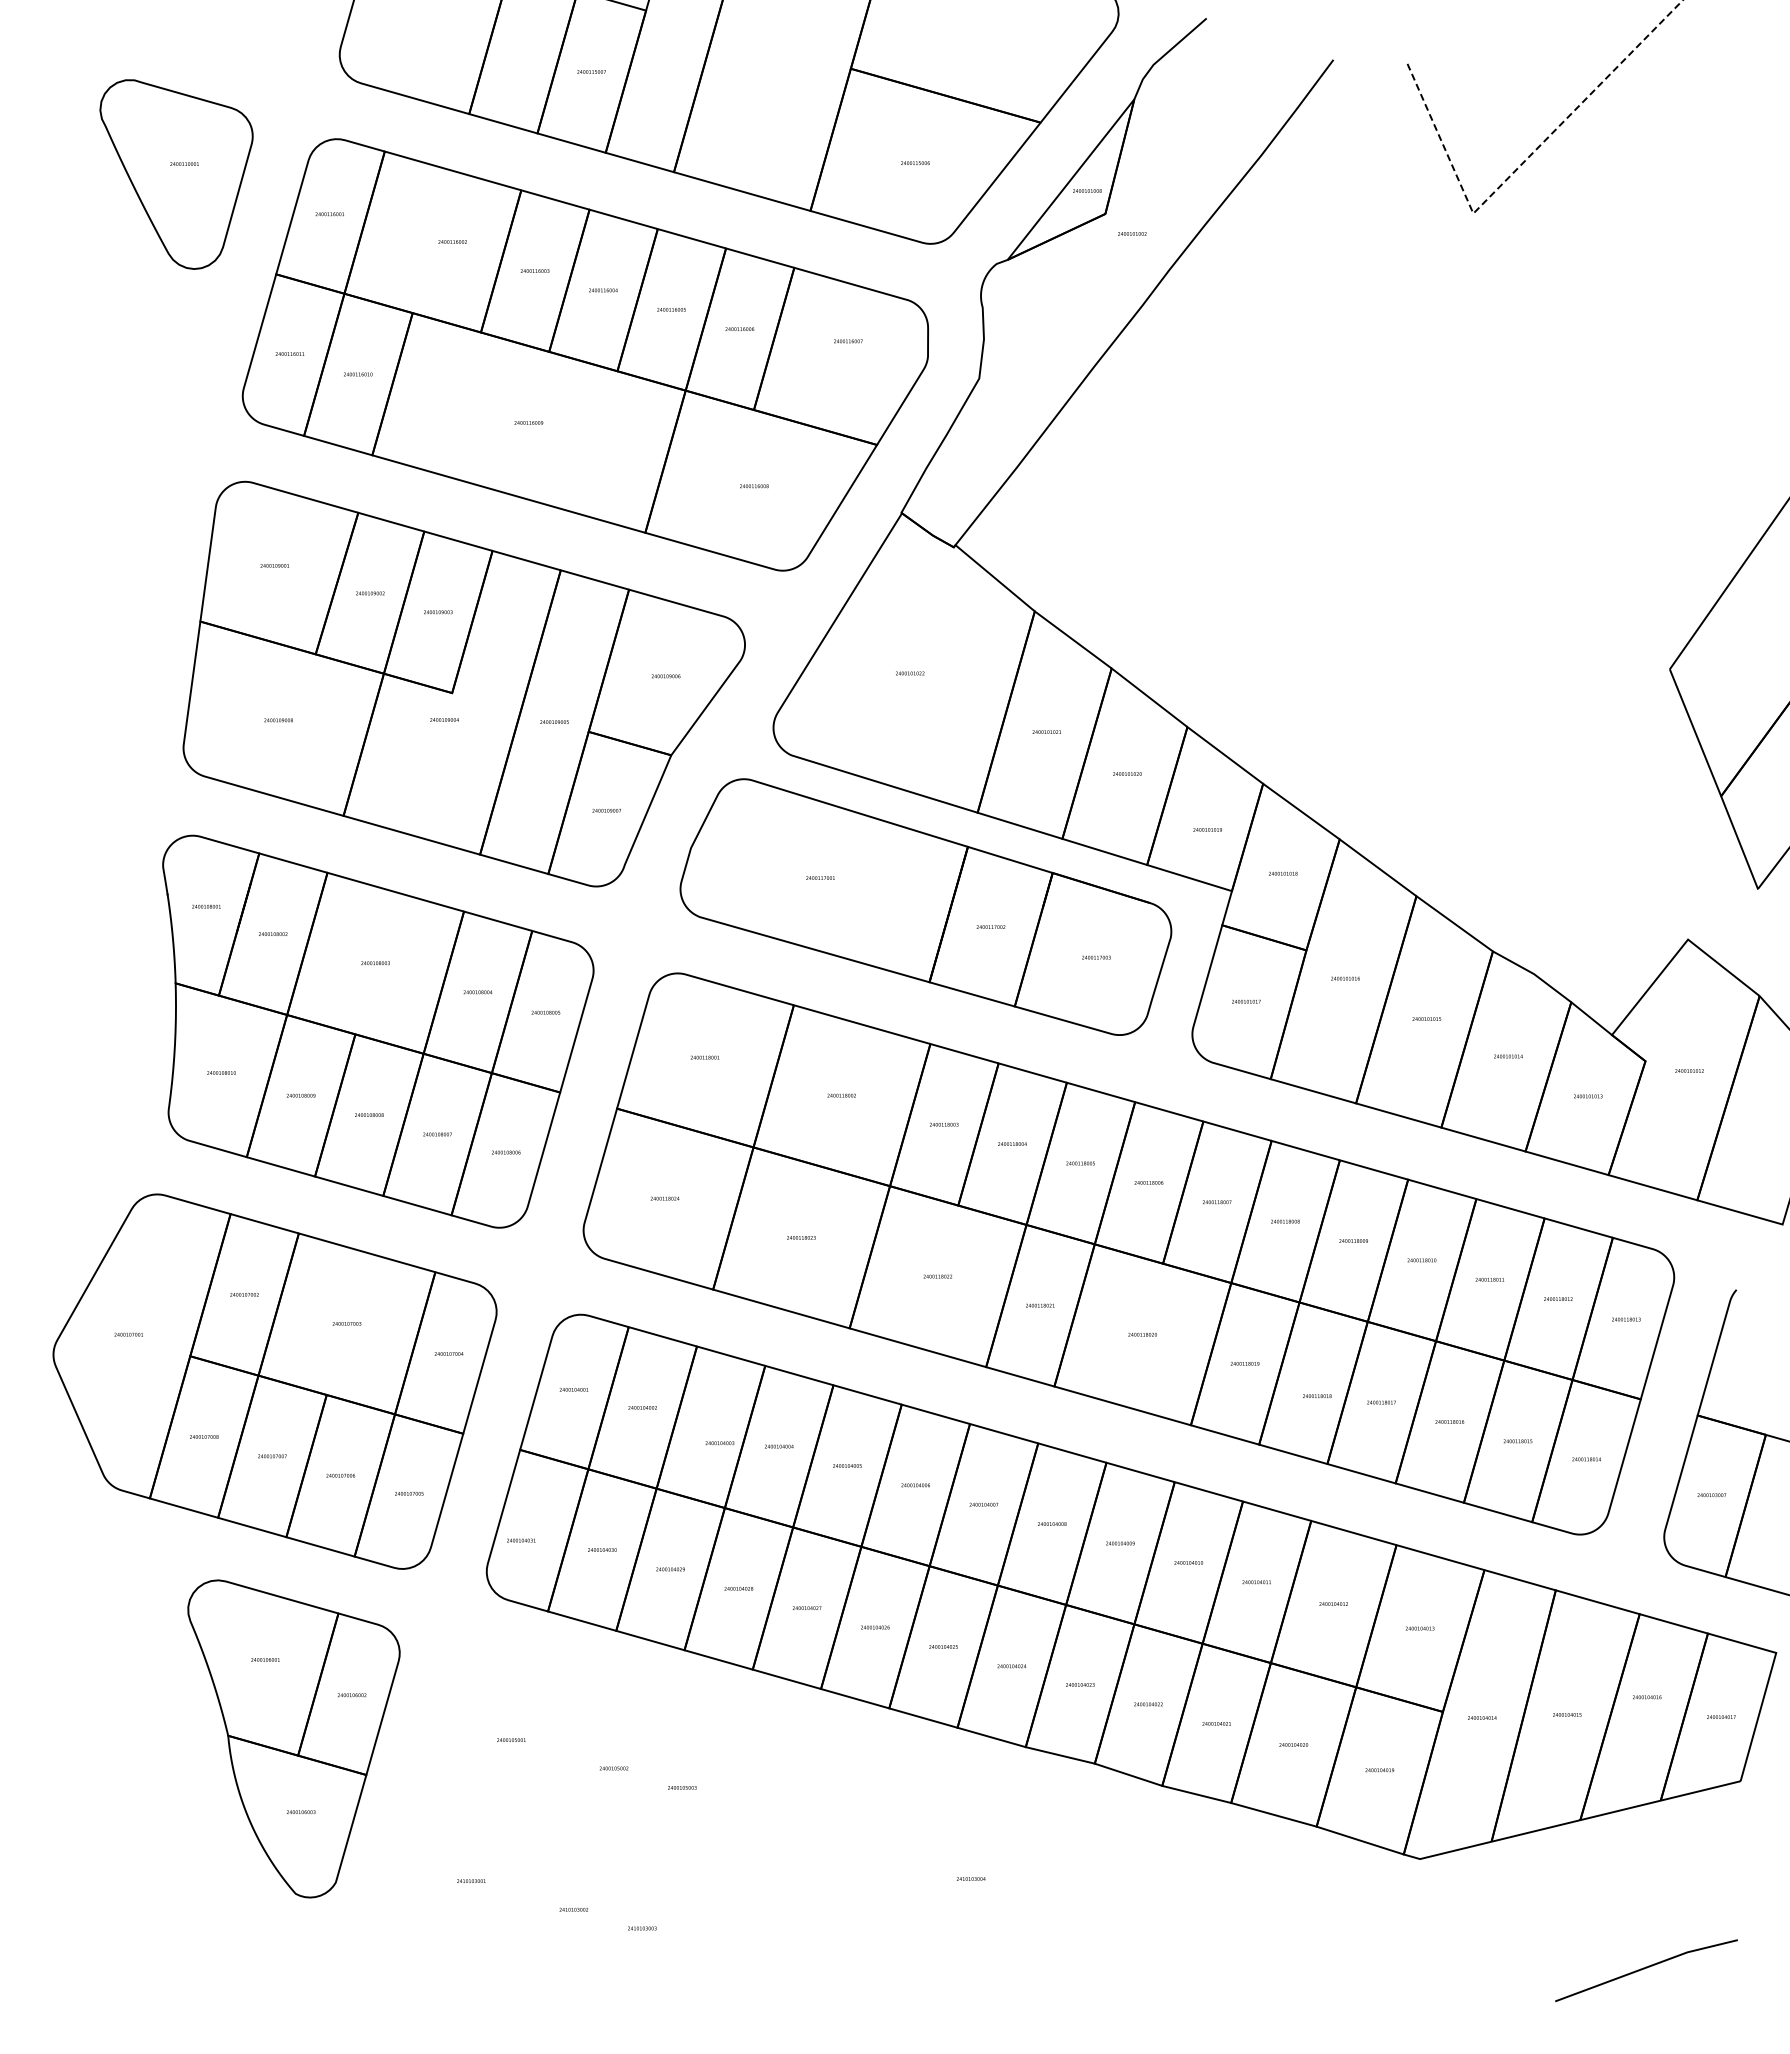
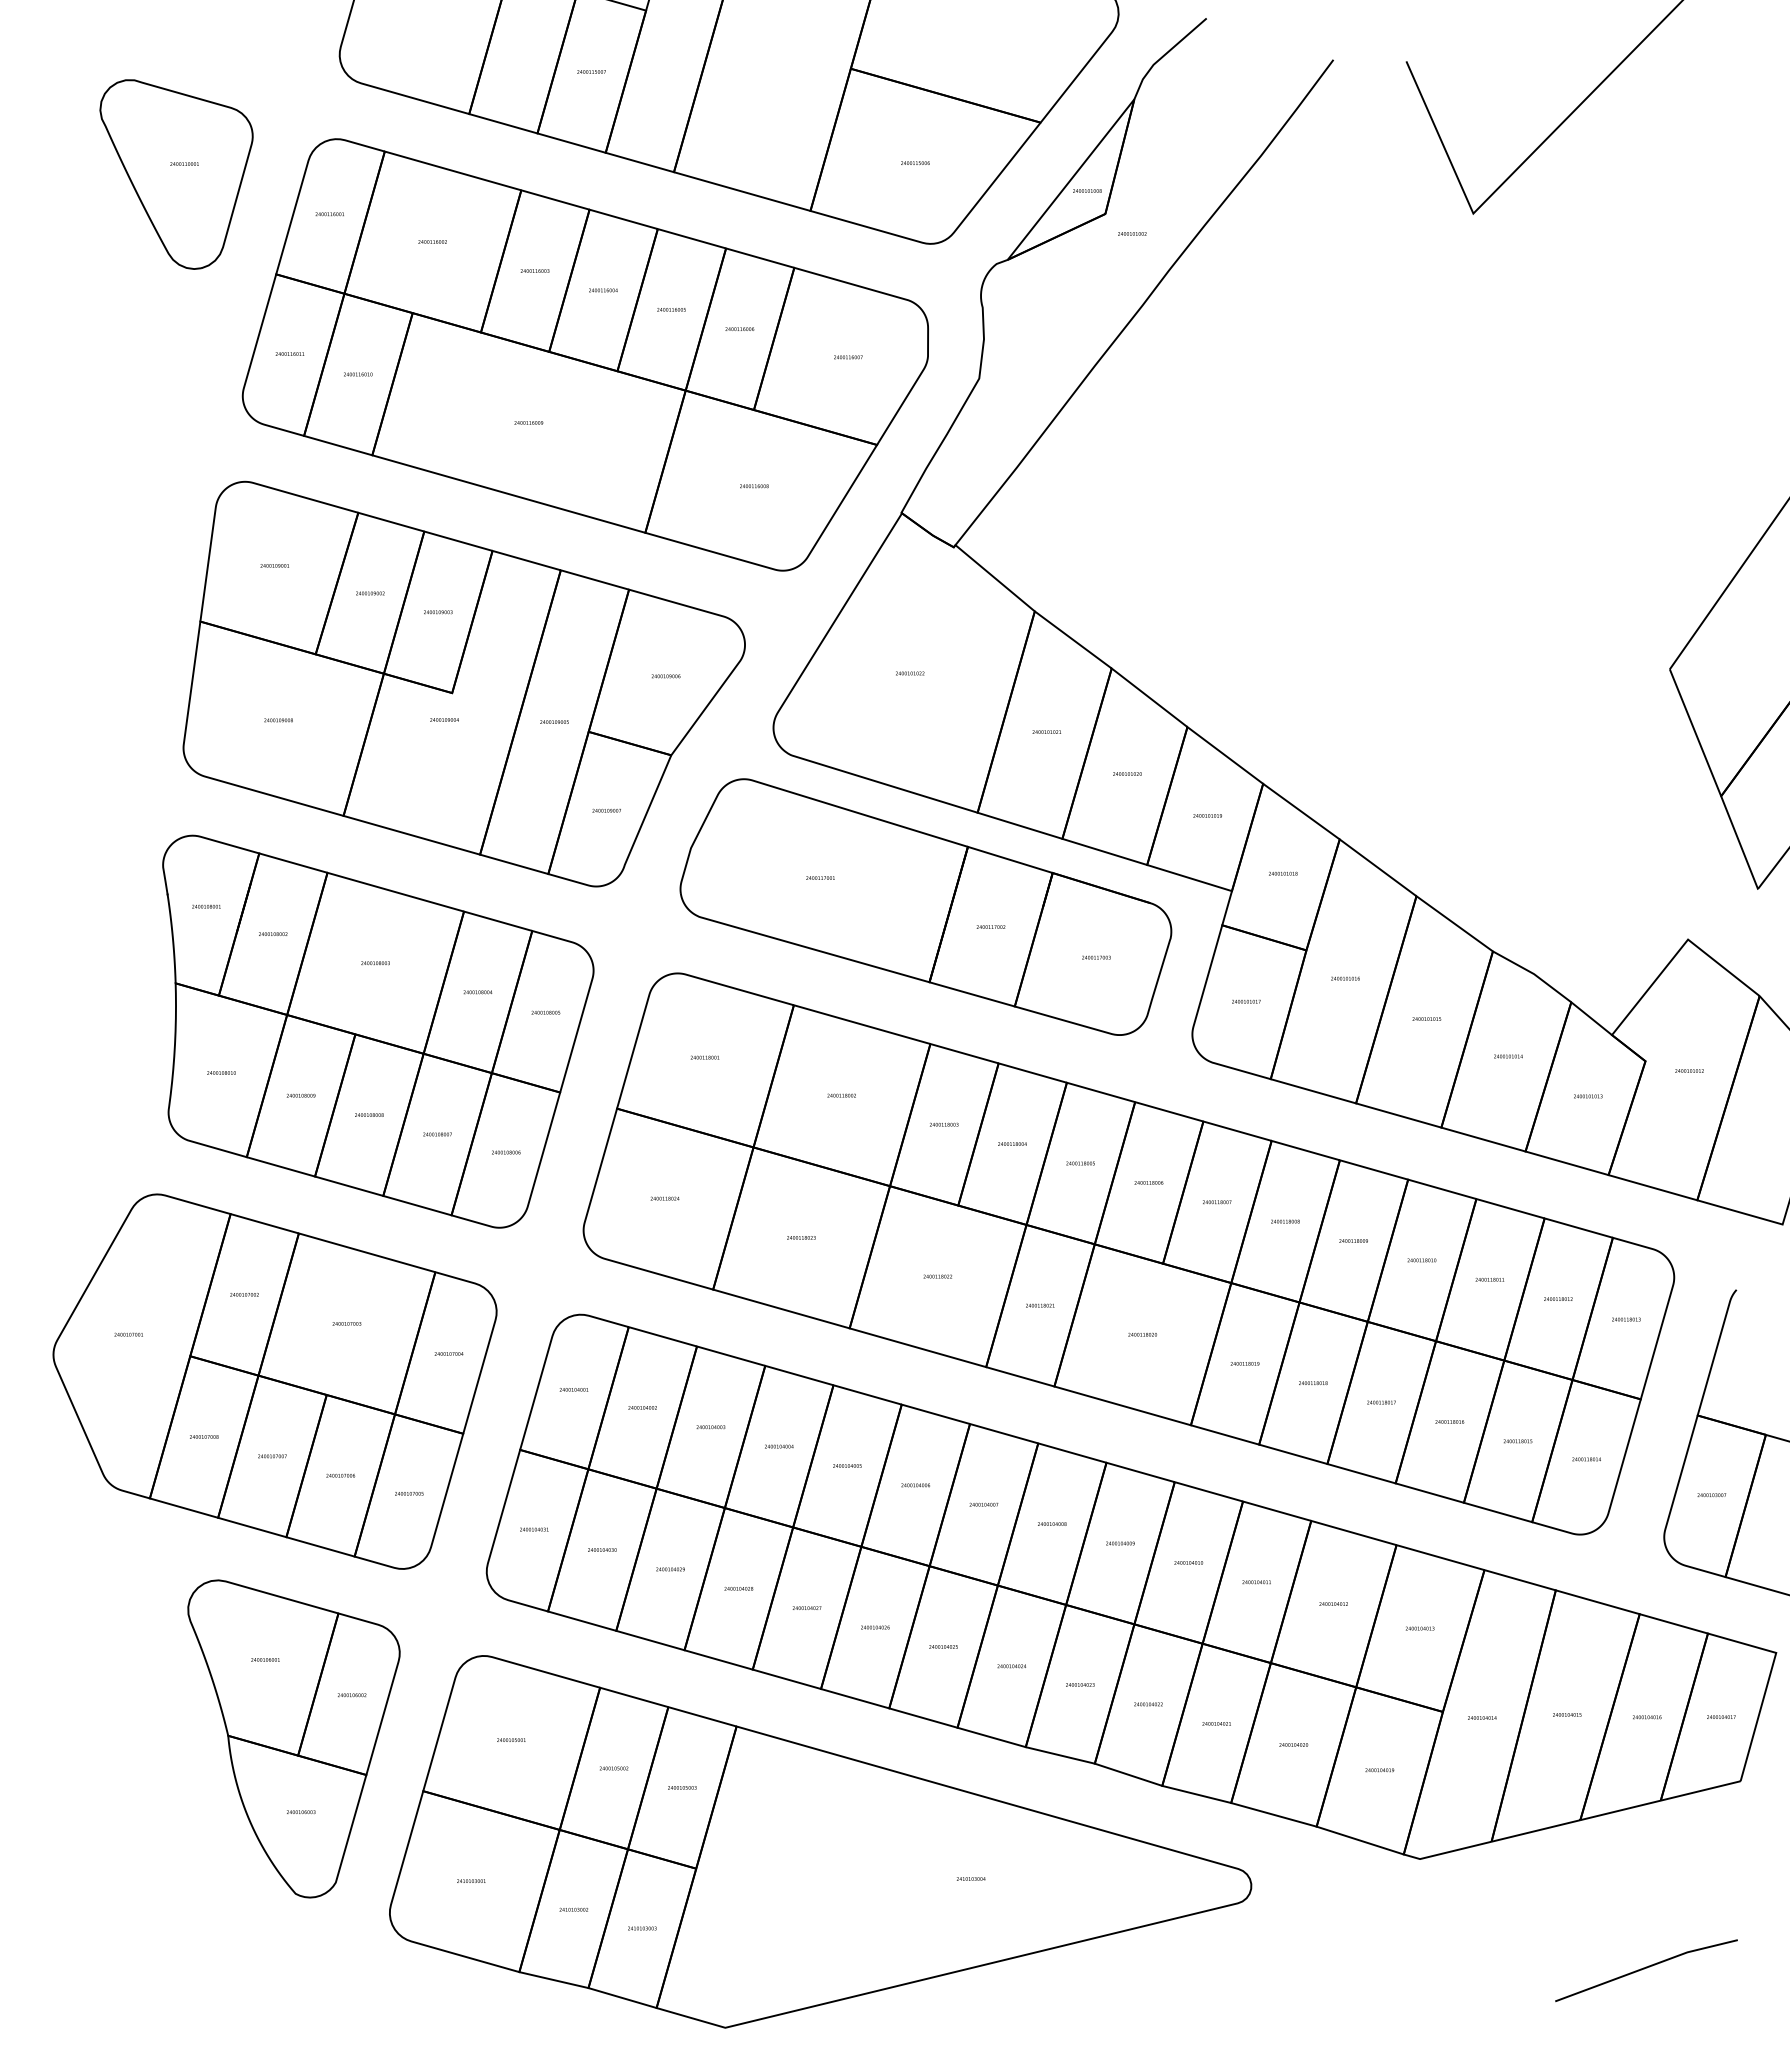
line: dashed -> solid (1518, 167)
text position: (452, 241) -> (432, 241) (432, 241)
text position: (848, 341) -> (848, 357) (848, 357)
text position: (1207, 829) -> (1207, 815) (1207, 815)
text position: (1317, 1395) -> (1313, 1382) (1313, 1382)
text position: (719, 1443) -> (710, 1427) (710, 1427)
text position: (521, 1540) -> (534, 1529) (534, 1529)
text position: (1647, 1697) -> (1647, 1717) (1647, 1717)
part: none -> present (820, 1841)
